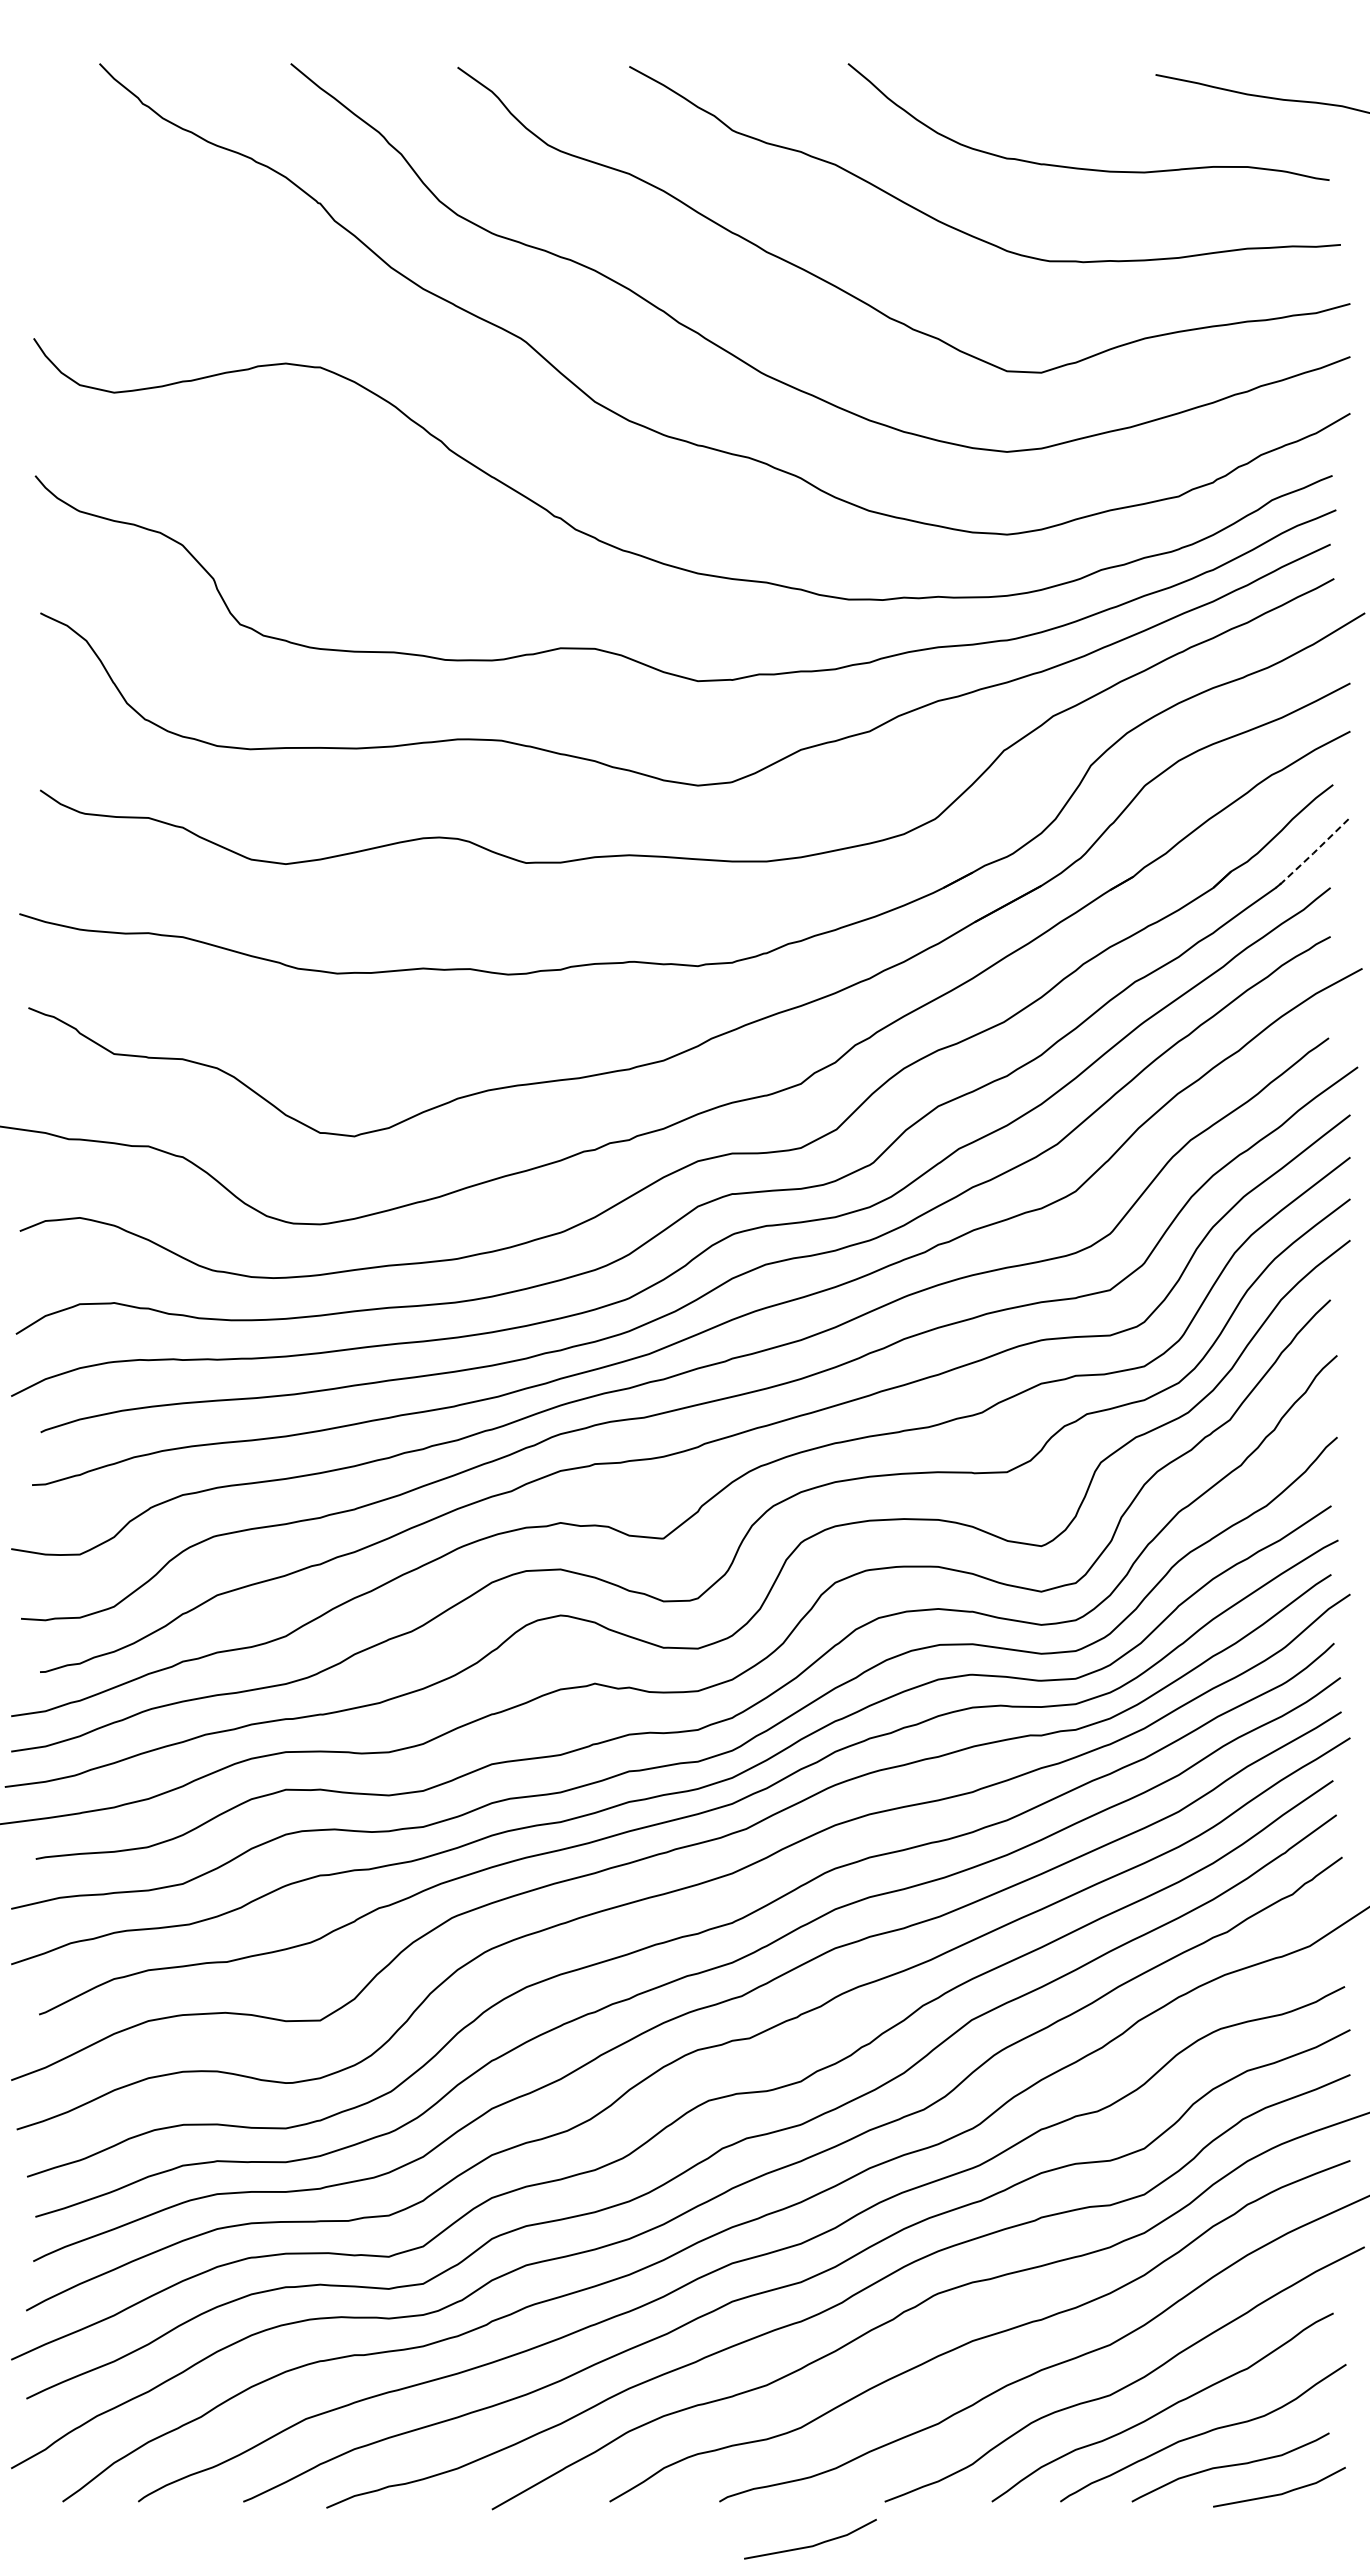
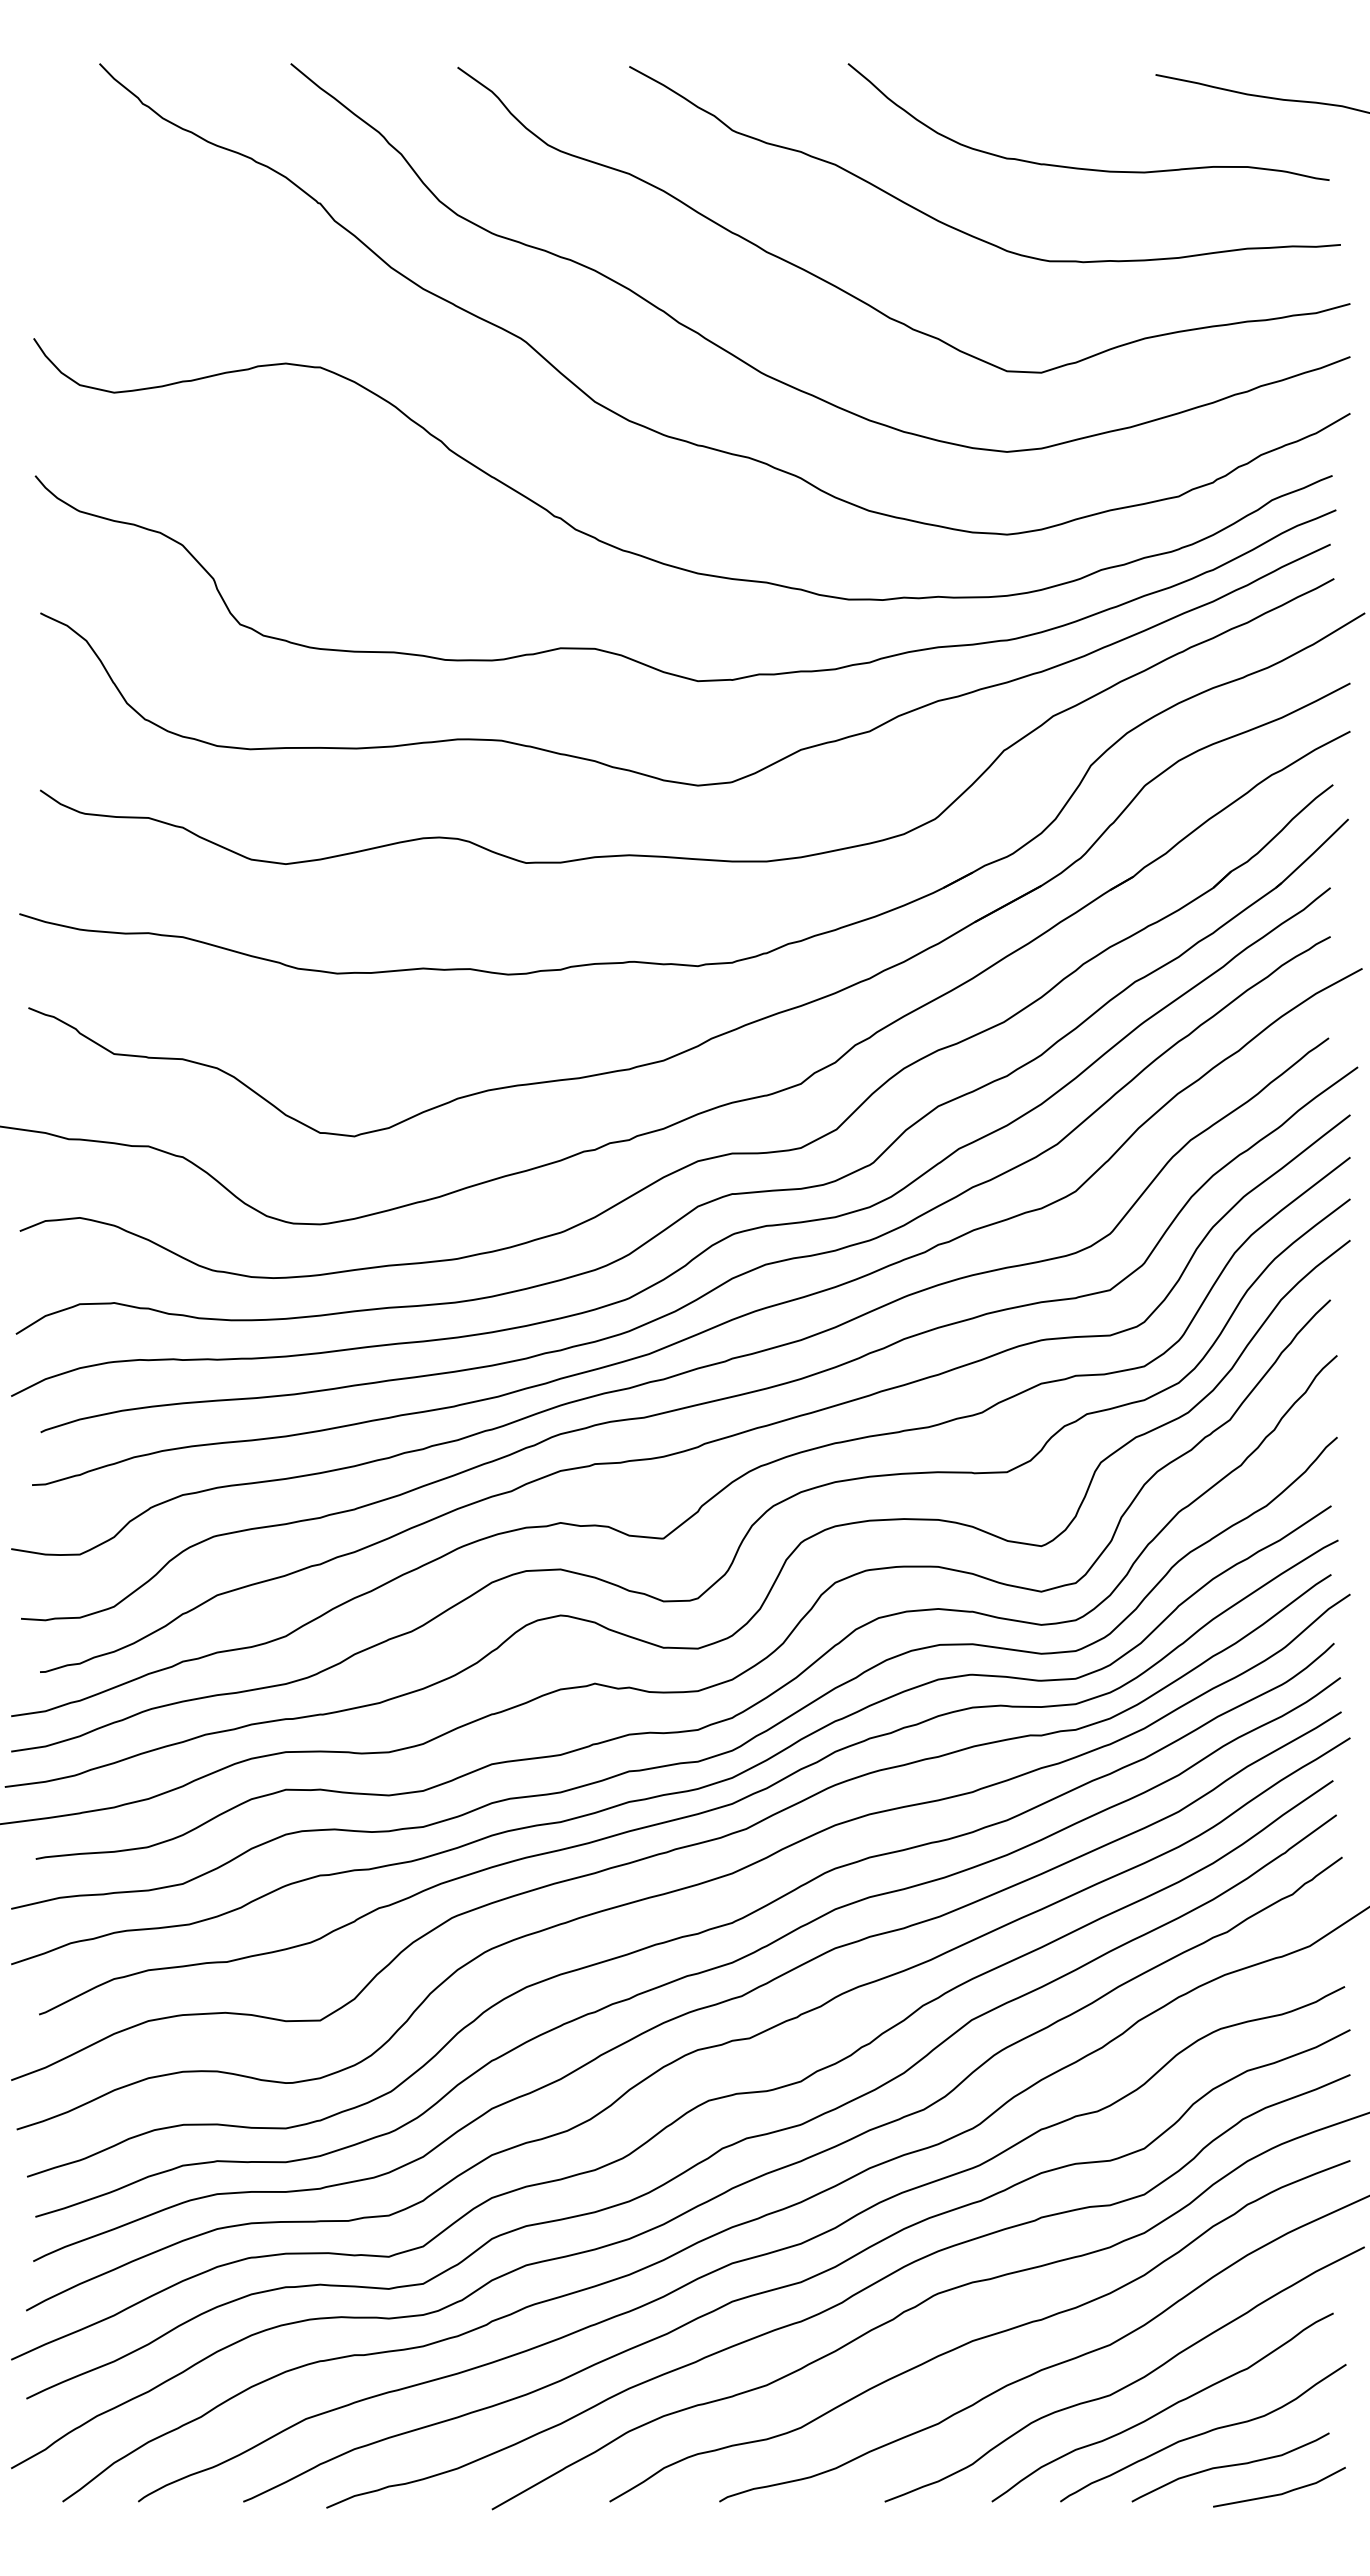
line: dashed -> solid (1312, 854)
line: present -> none (810, 2545)
